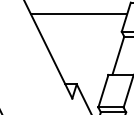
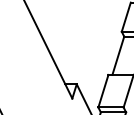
line: present -> none (78, 14)
